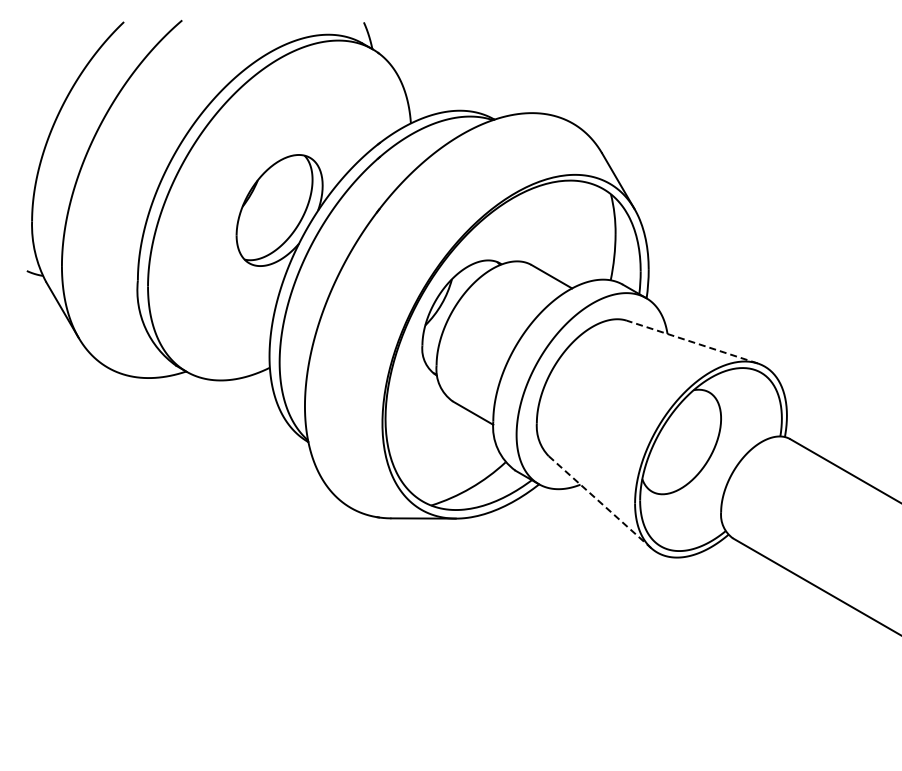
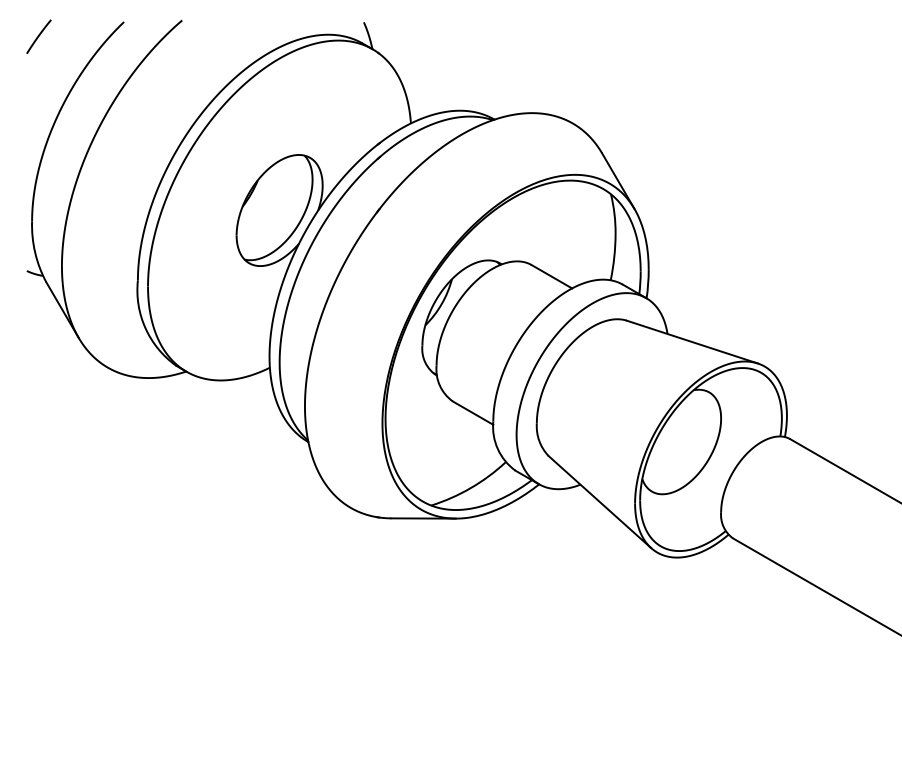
line: none -> present (38, 36)
line: dashed -> solid (692, 342)
line: dashed -> solid (599, 502)
